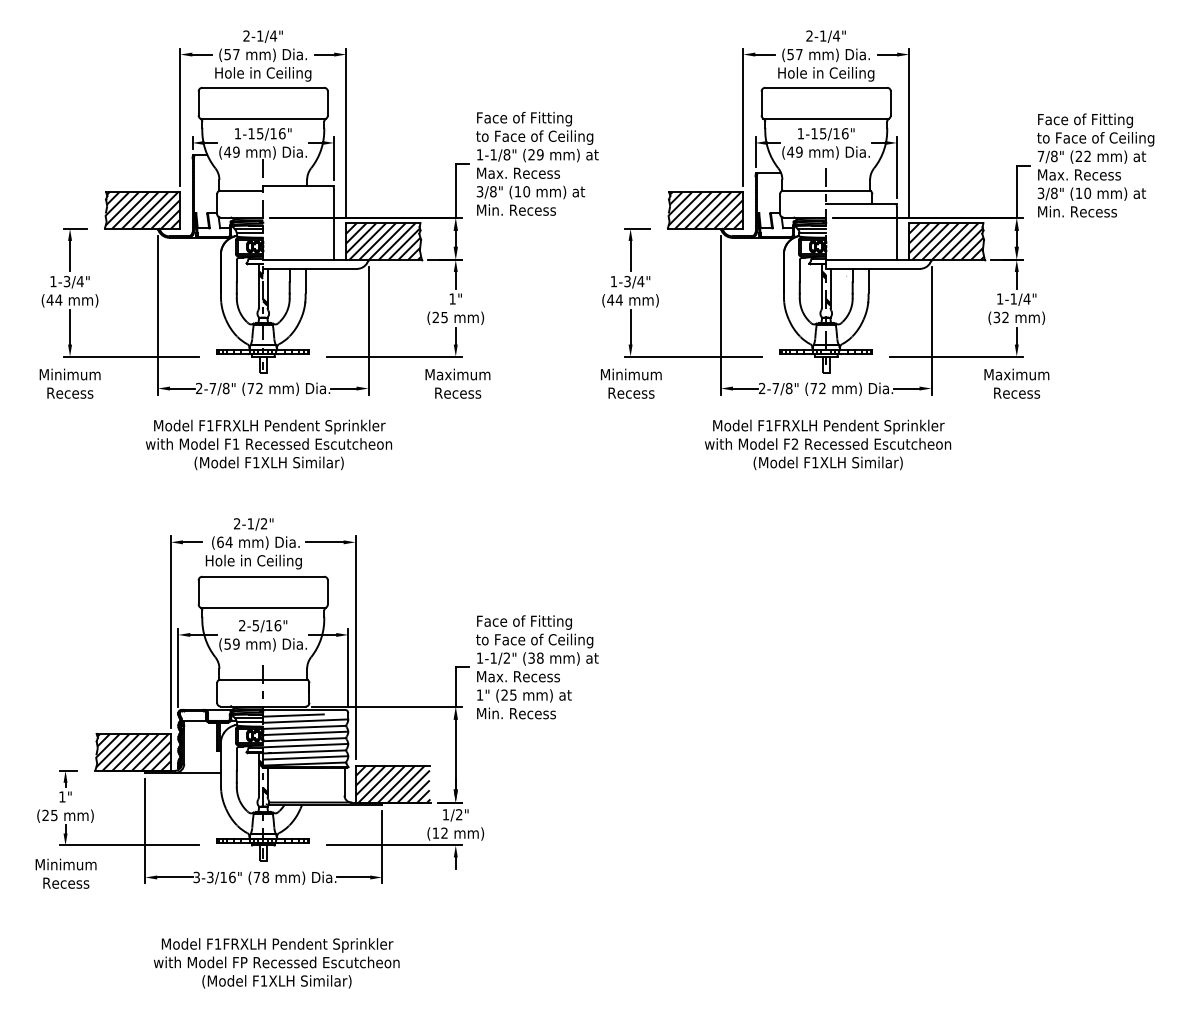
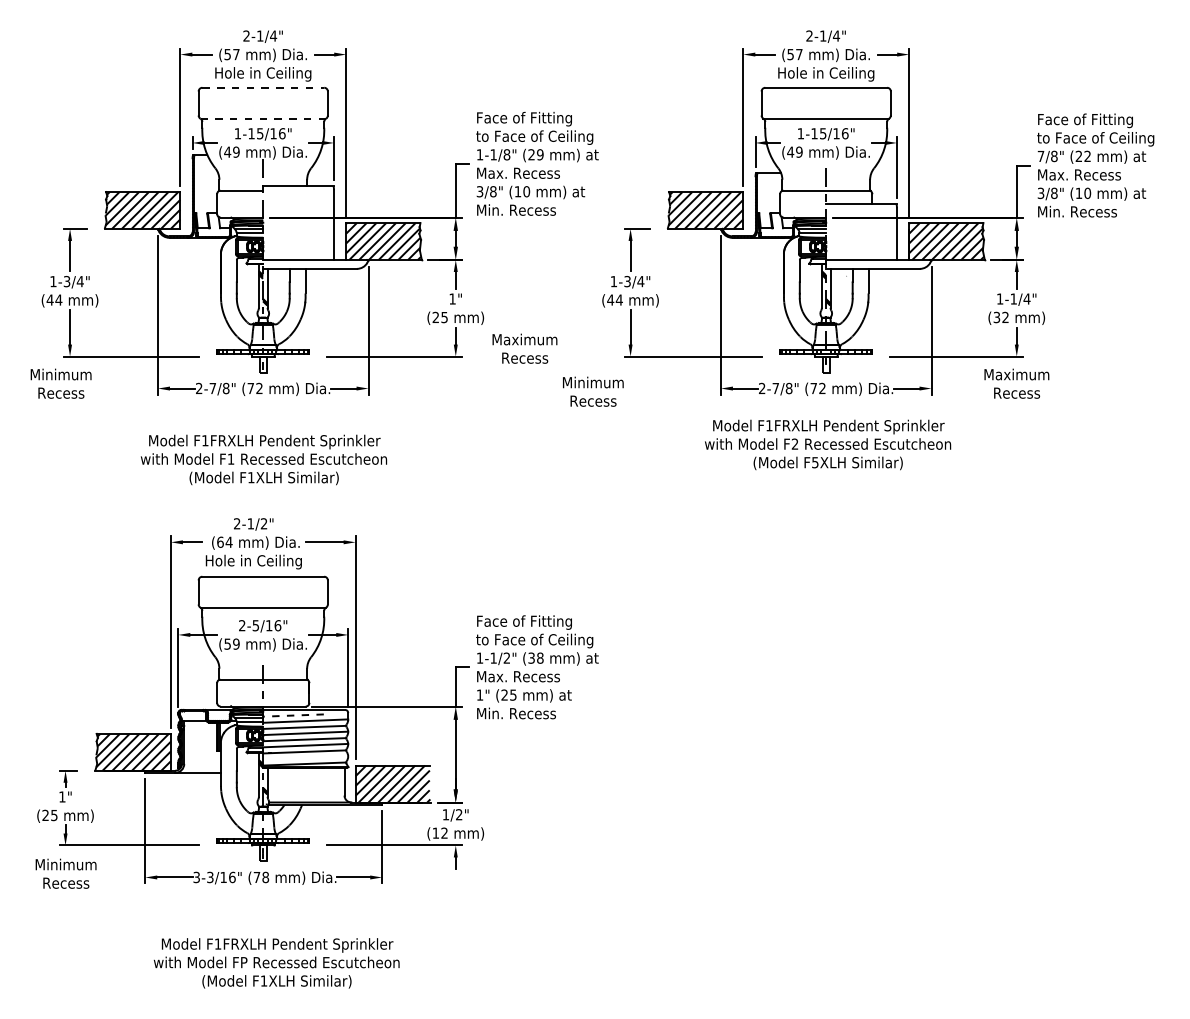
line: solid -> dashed (263, 87)
line: solid -> dashed (263, 118)
text position: (69, 383) -> (60, 383) (60, 383)
text position: (457, 383) -> (524, 348) (524, 348)
text position: (631, 383) -> (593, 391) (593, 391)
text position: (269, 444) -> (264, 459) (264, 459)
text: F1XLH -> F5XLH (815, 462)
line: solid -> dashed (293, 715)
line: present -> none (305, 757)
